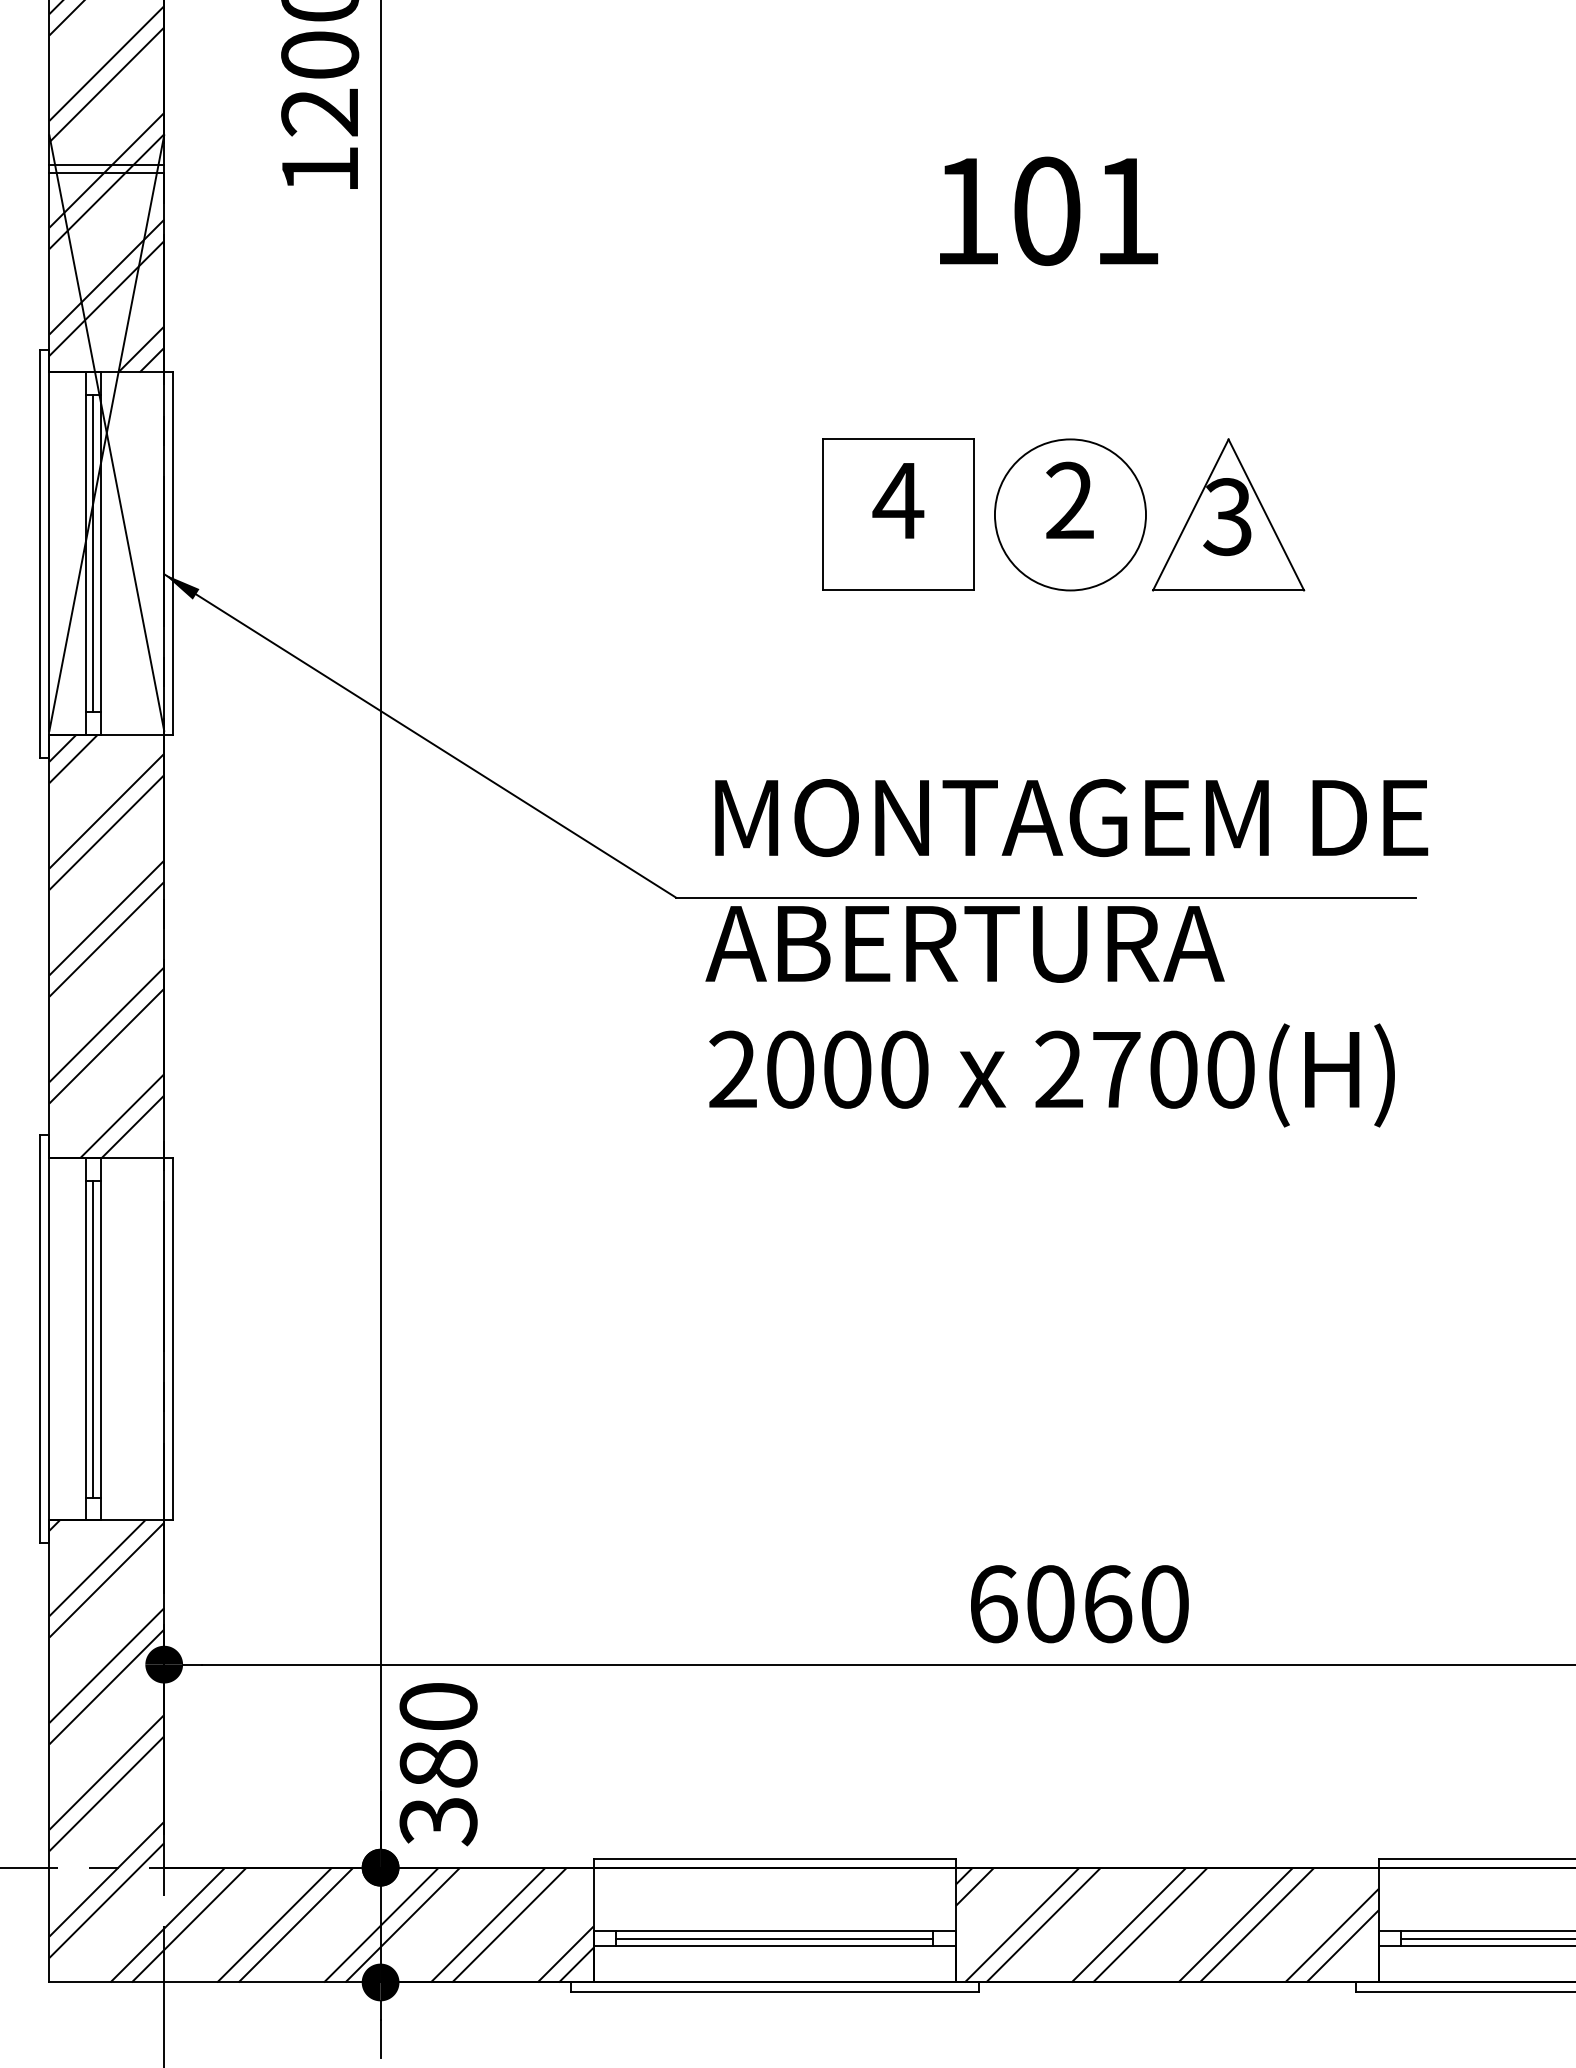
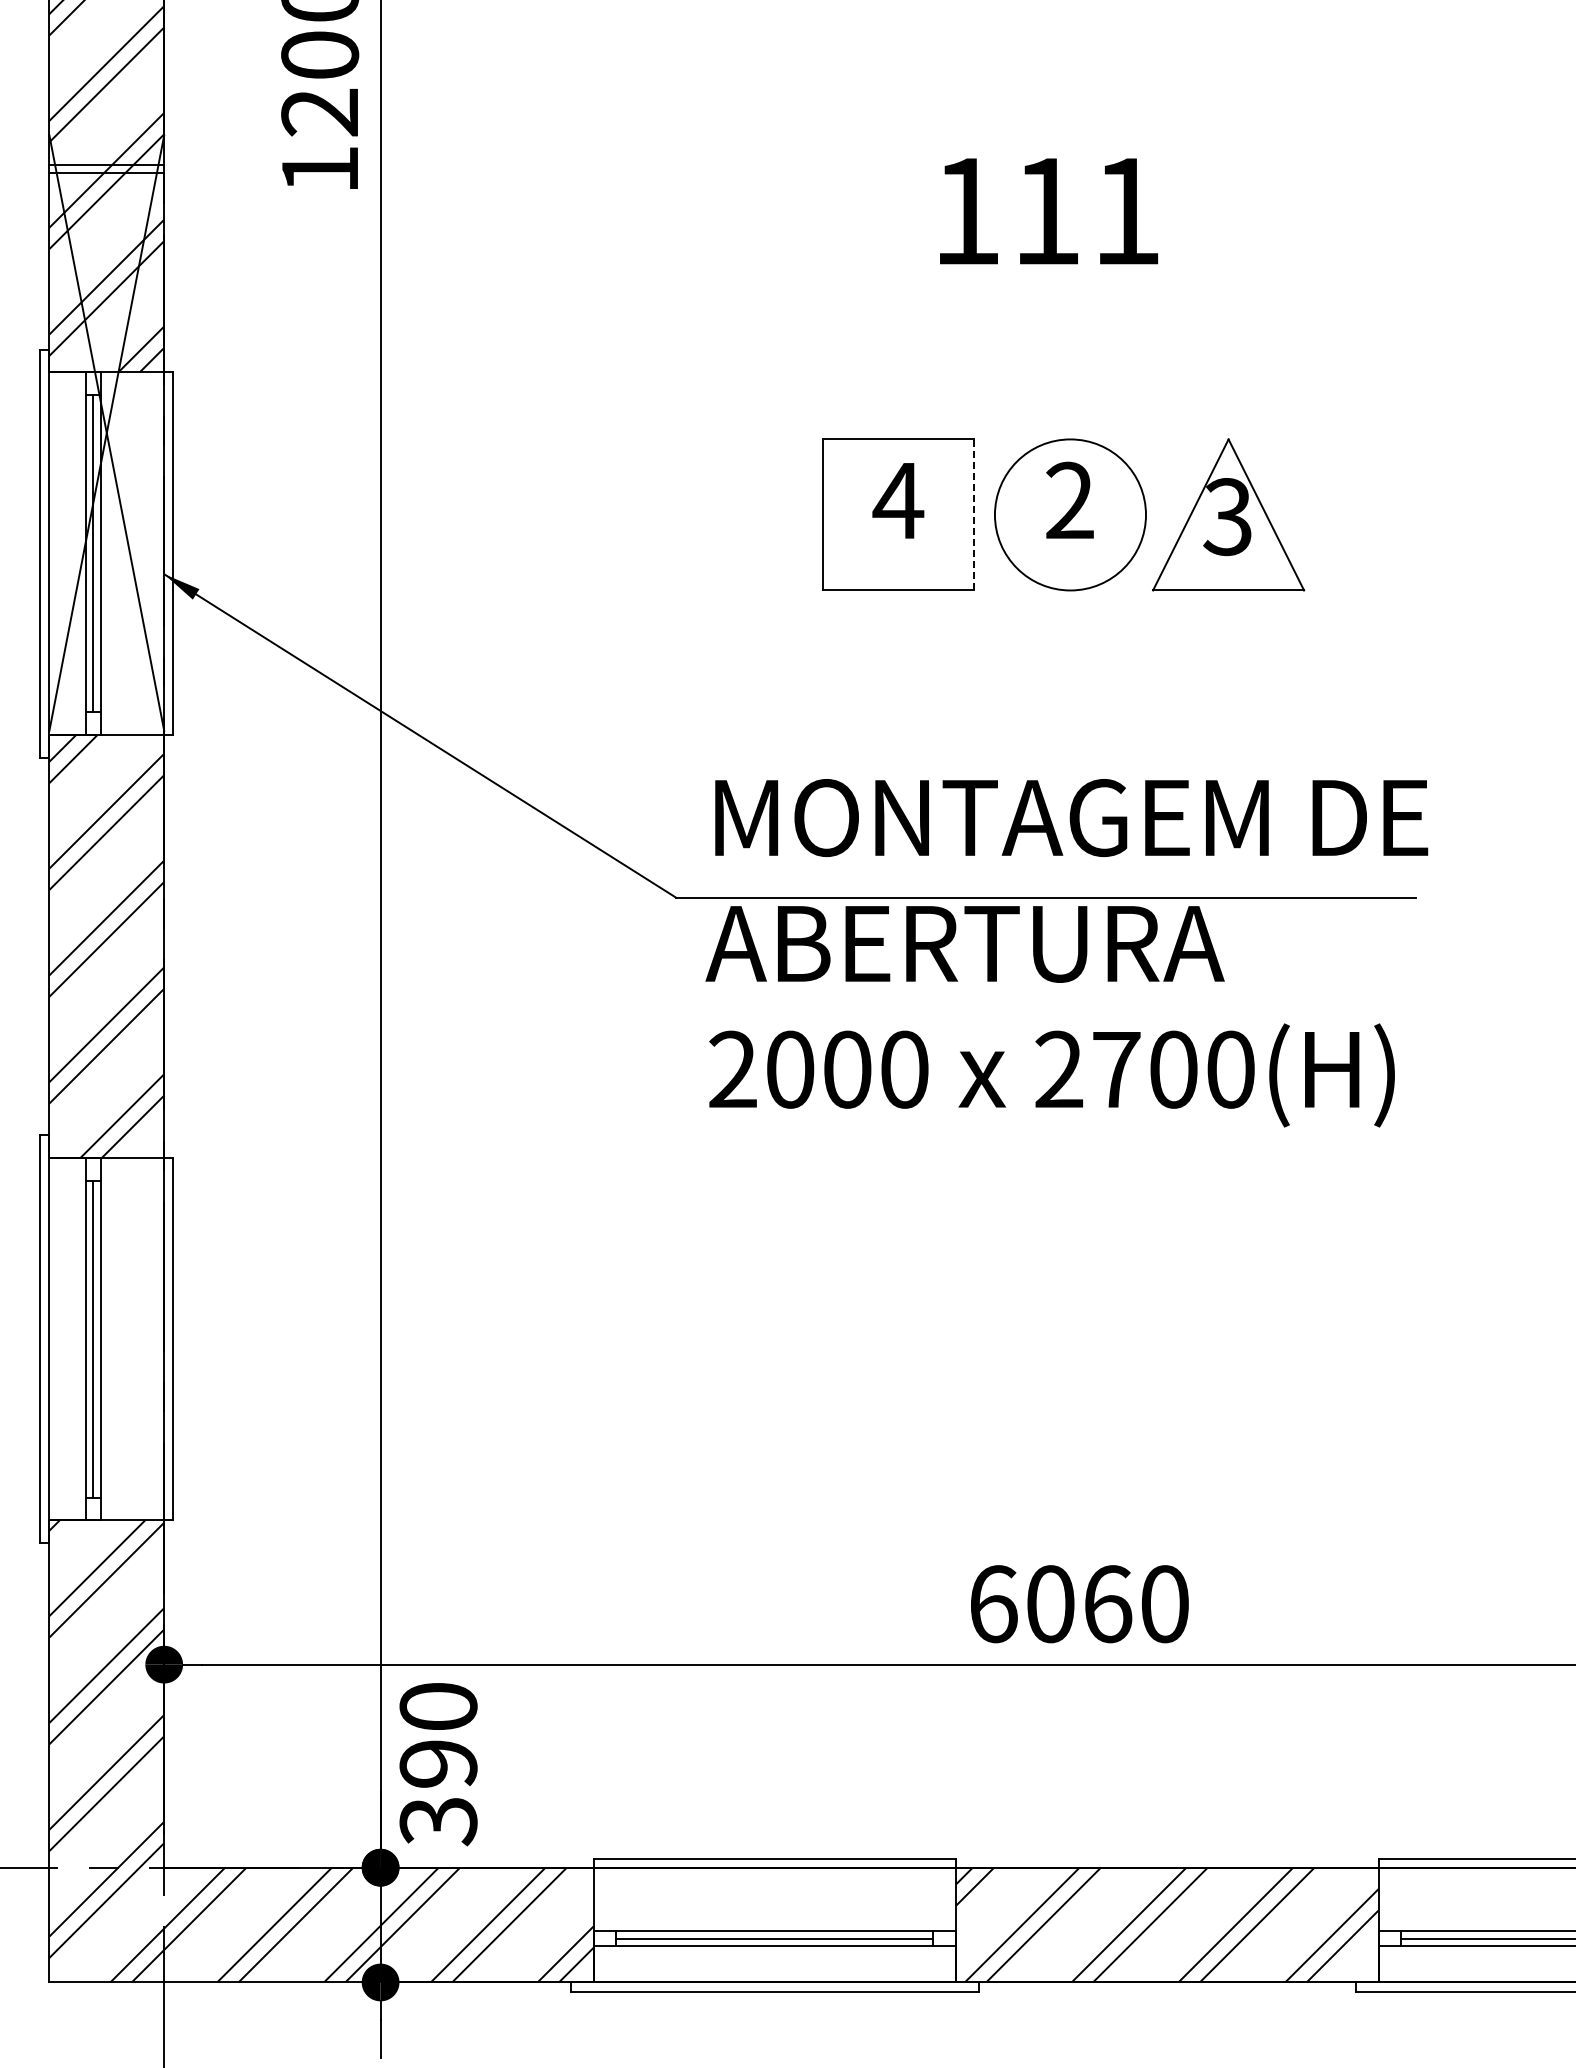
text: 101 -> 111 (1047, 211)
line: solid -> dashed (974, 514)
text: 380 -> 390 (438, 1763)
